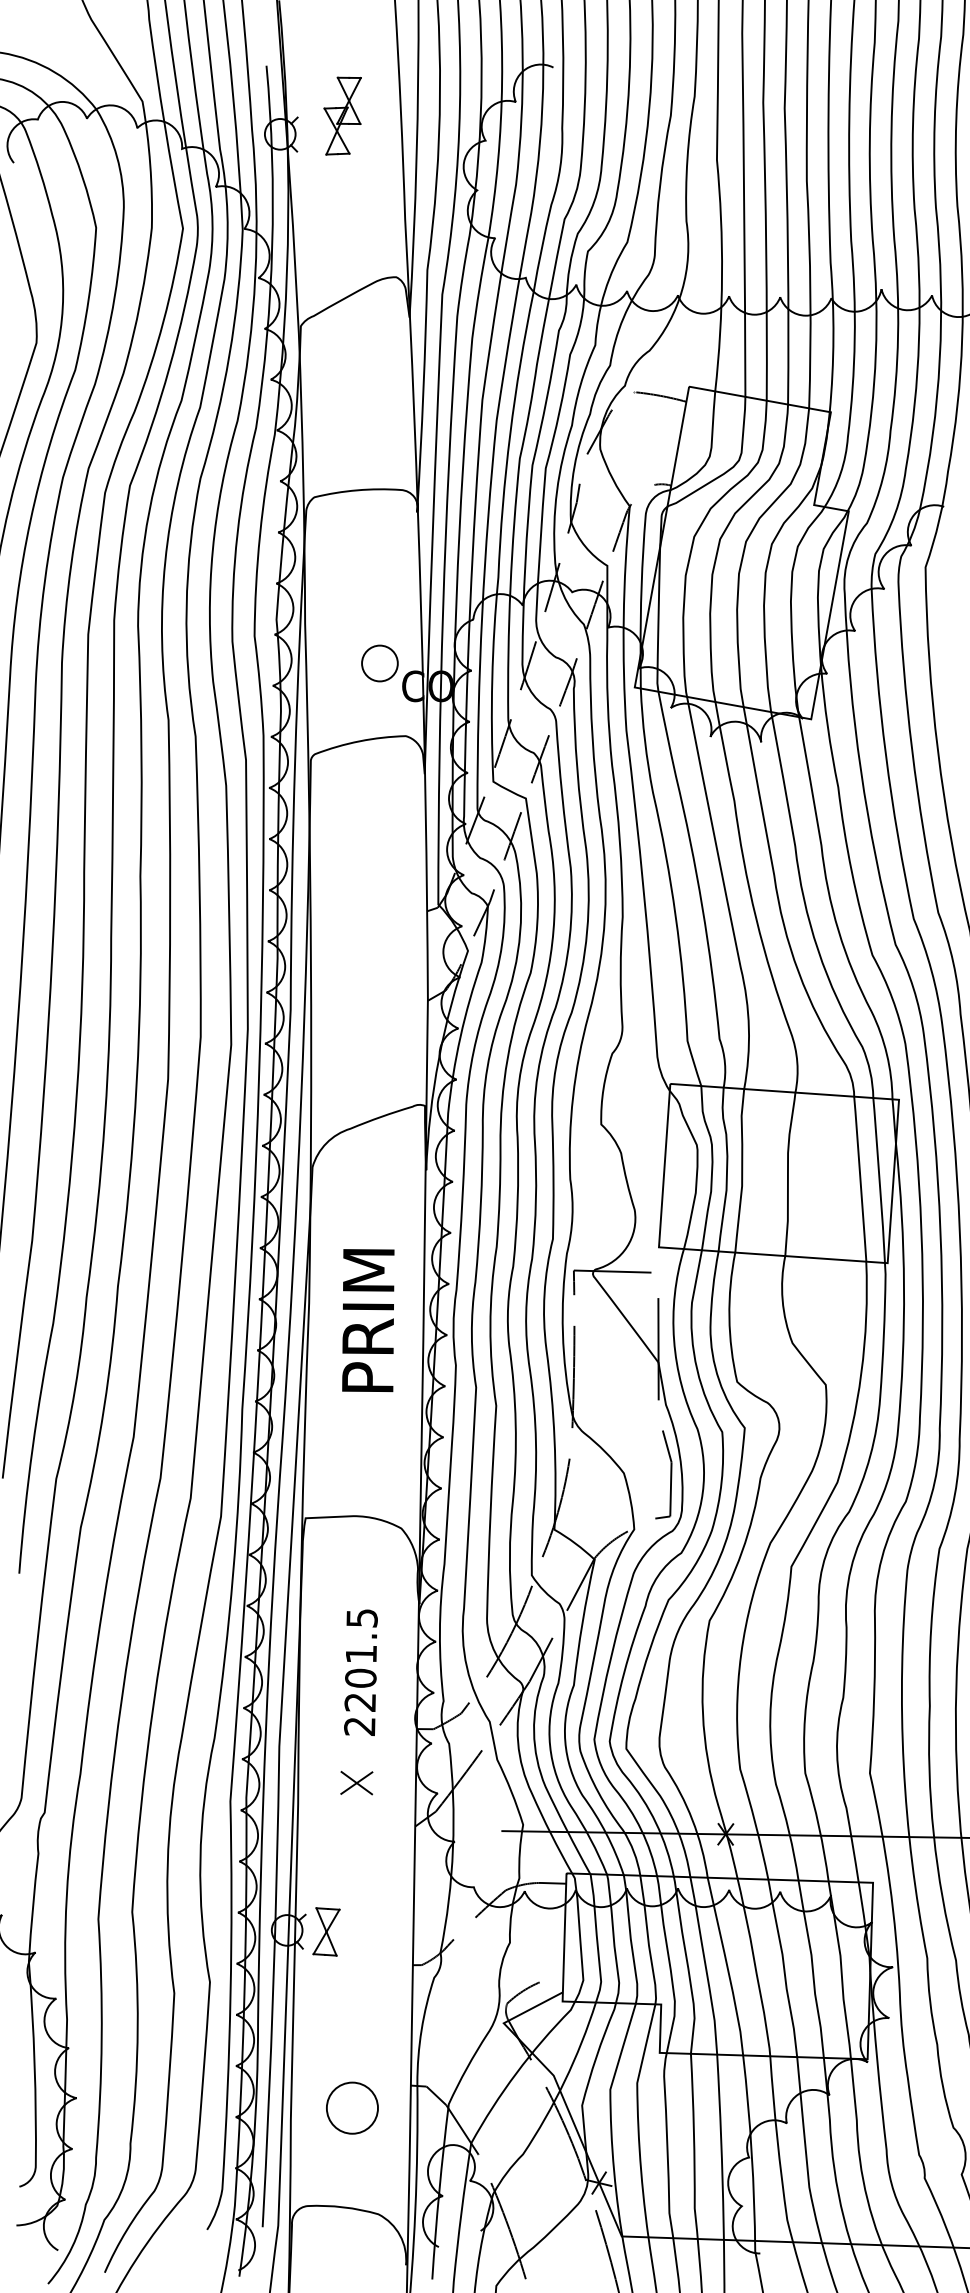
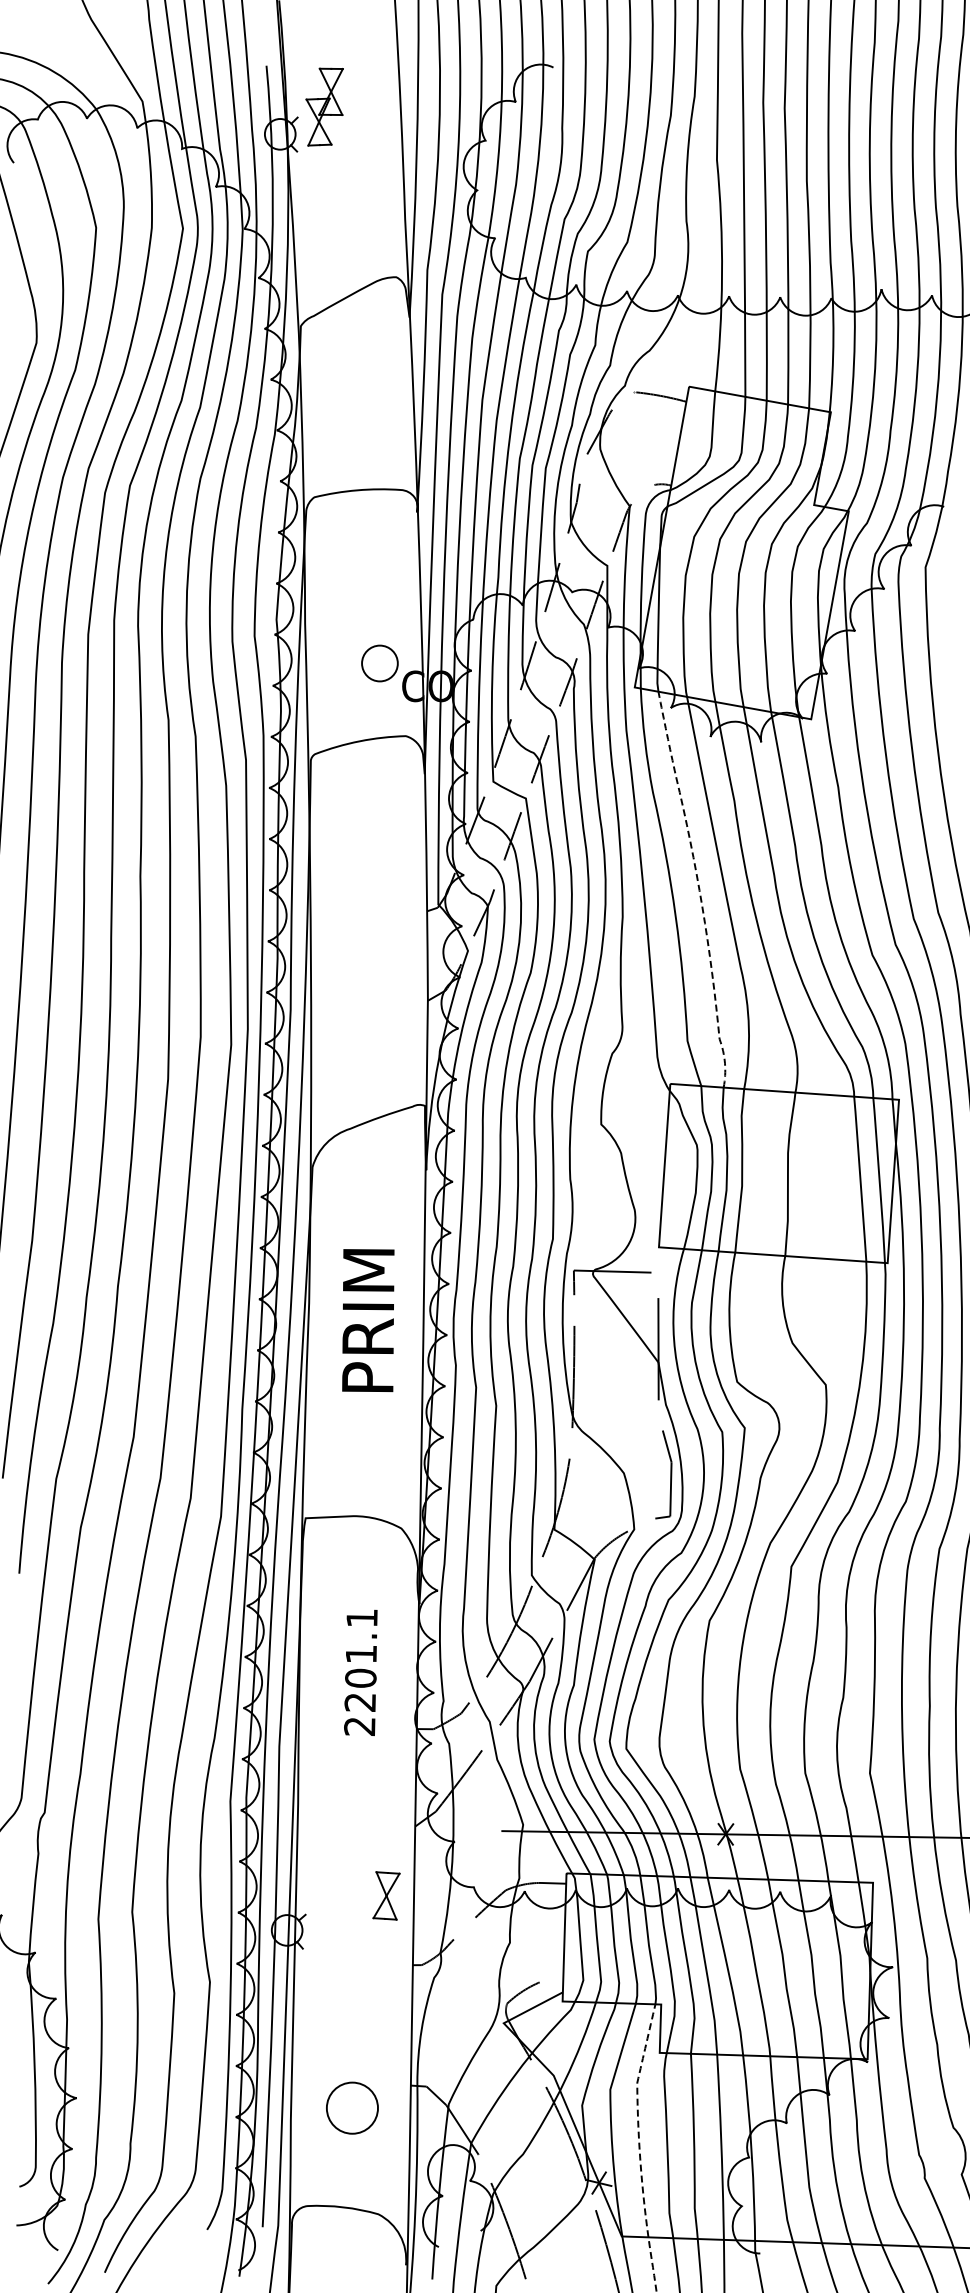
part position: (342, 115) -> (324, 106) (324, 106)
line: solid -> dashed (699, 893)
text: 2201.5 -> 2201.1 (361, 1618)
part: present -> none (356, 1782)
part position: (326, 1931) -> (386, 1895) (386, 1895)
line: solid -> dashed (639, 2147)
